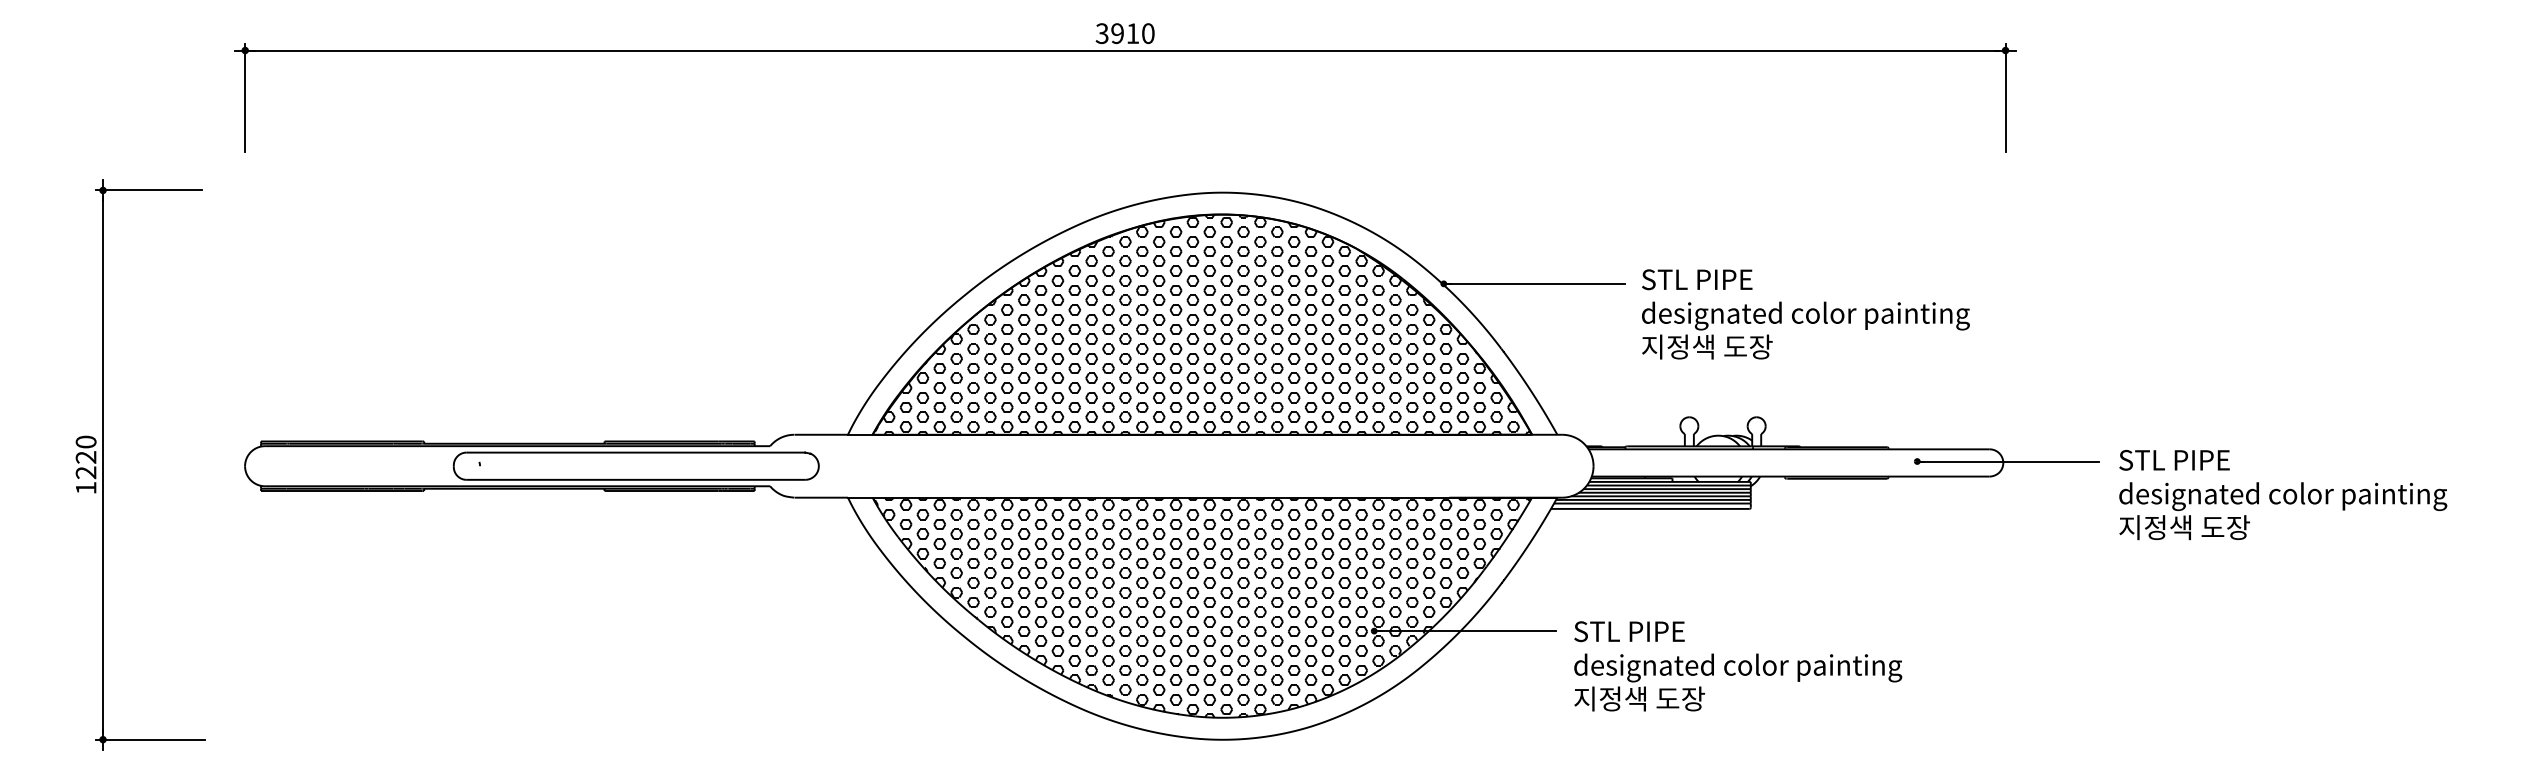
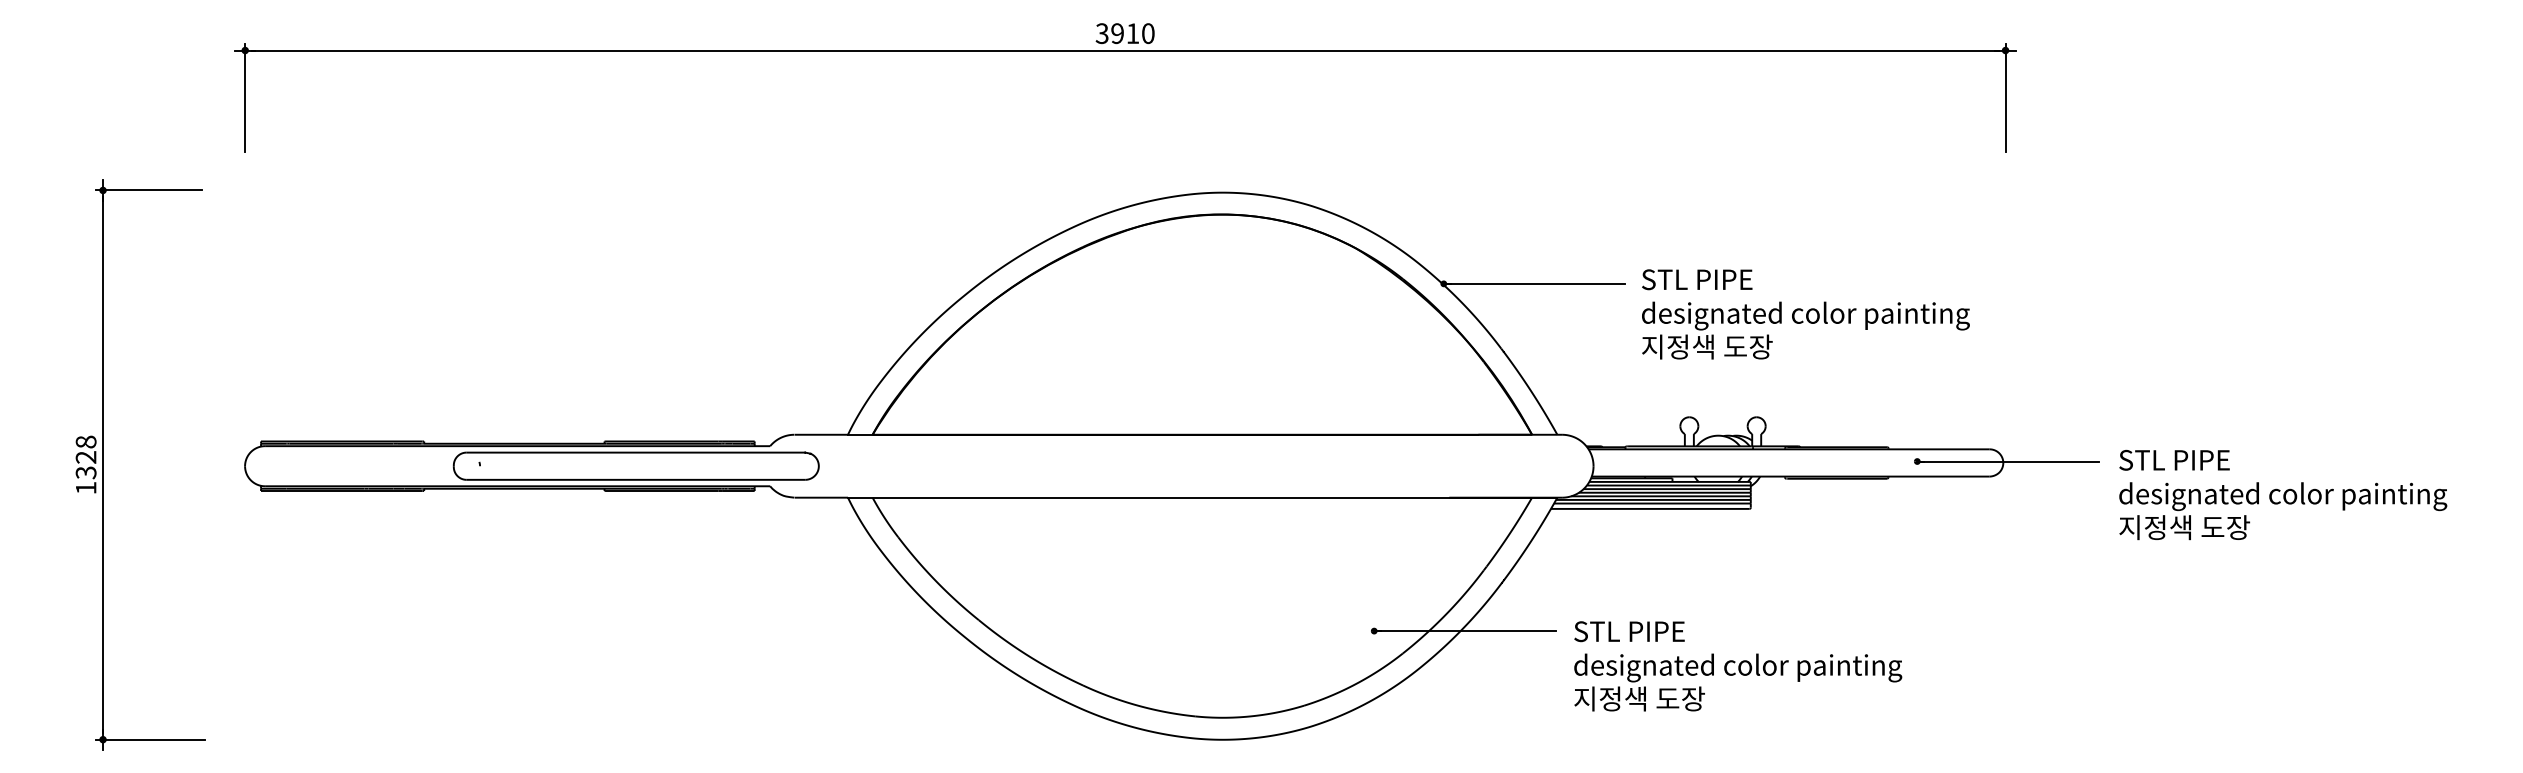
hatch: present -> none (1202, 324)
text: 1220 -> 1328 (86, 457)
hatch: present -> none (1202, 607)
